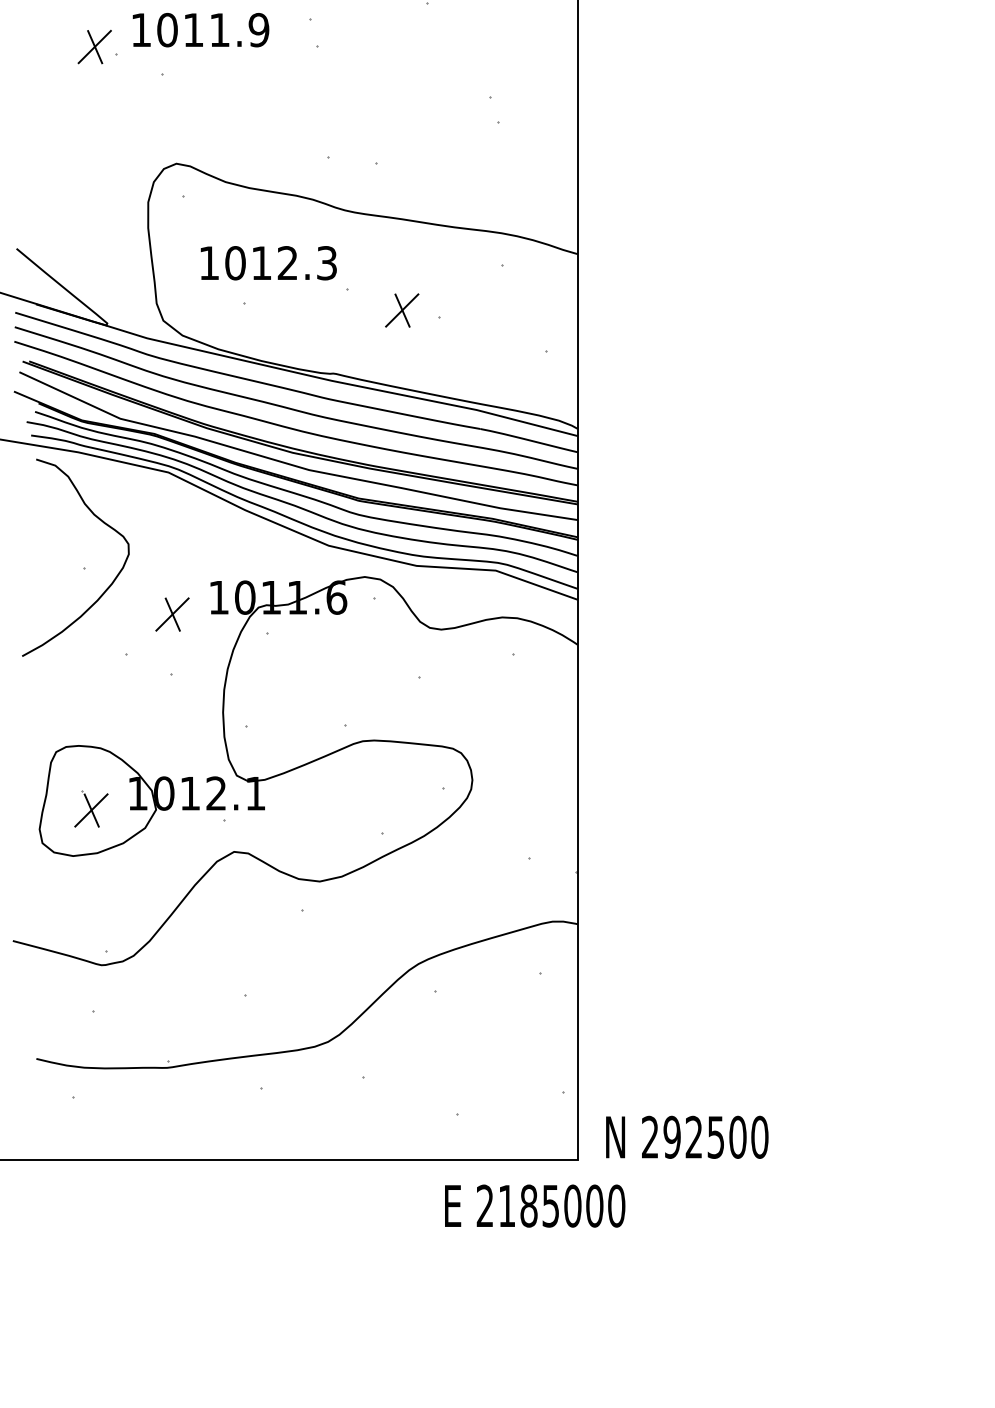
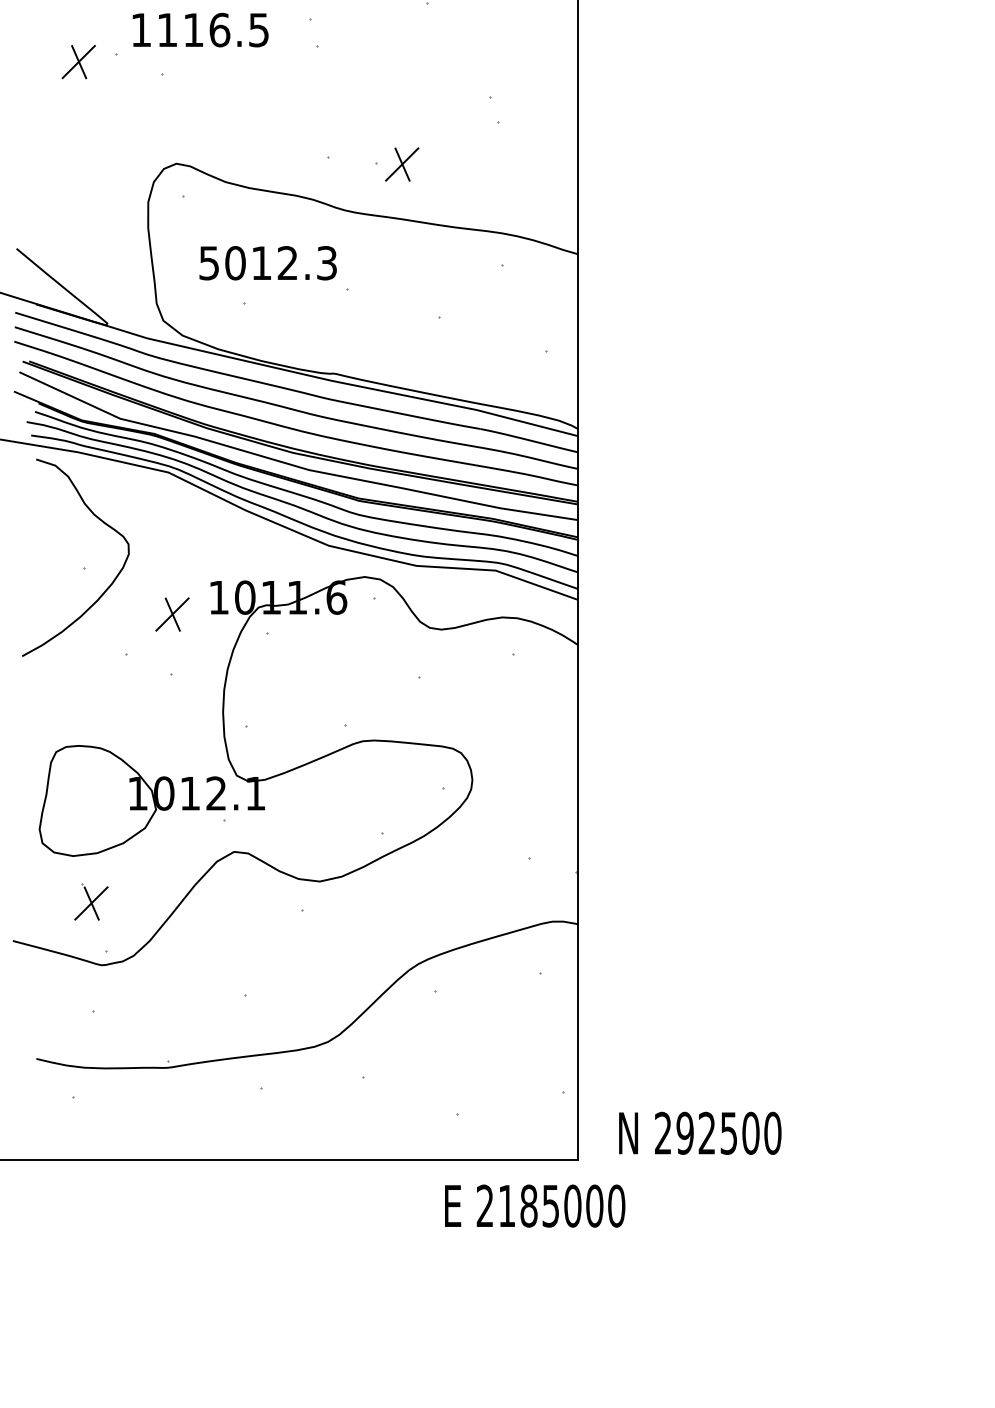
text: 1011.9 -> 1116.5 (213, 29)
part position: (94, 47) -> (78, 62) (78, 62)
text: 1012.3 -> 5012.3 (208, 263)
part position: (402, 310) -> (402, 164) (402, 164)
part position: (91, 808) -> (91, 901) (91, 901)
text position: (687, 1136) -> (700, 1132) (700, 1132)
